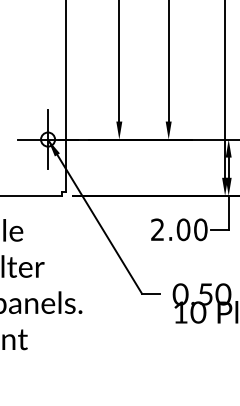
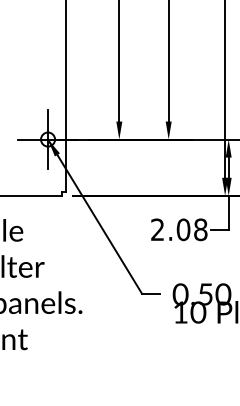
text: 2.00 -> 2.08 (200, 229)
